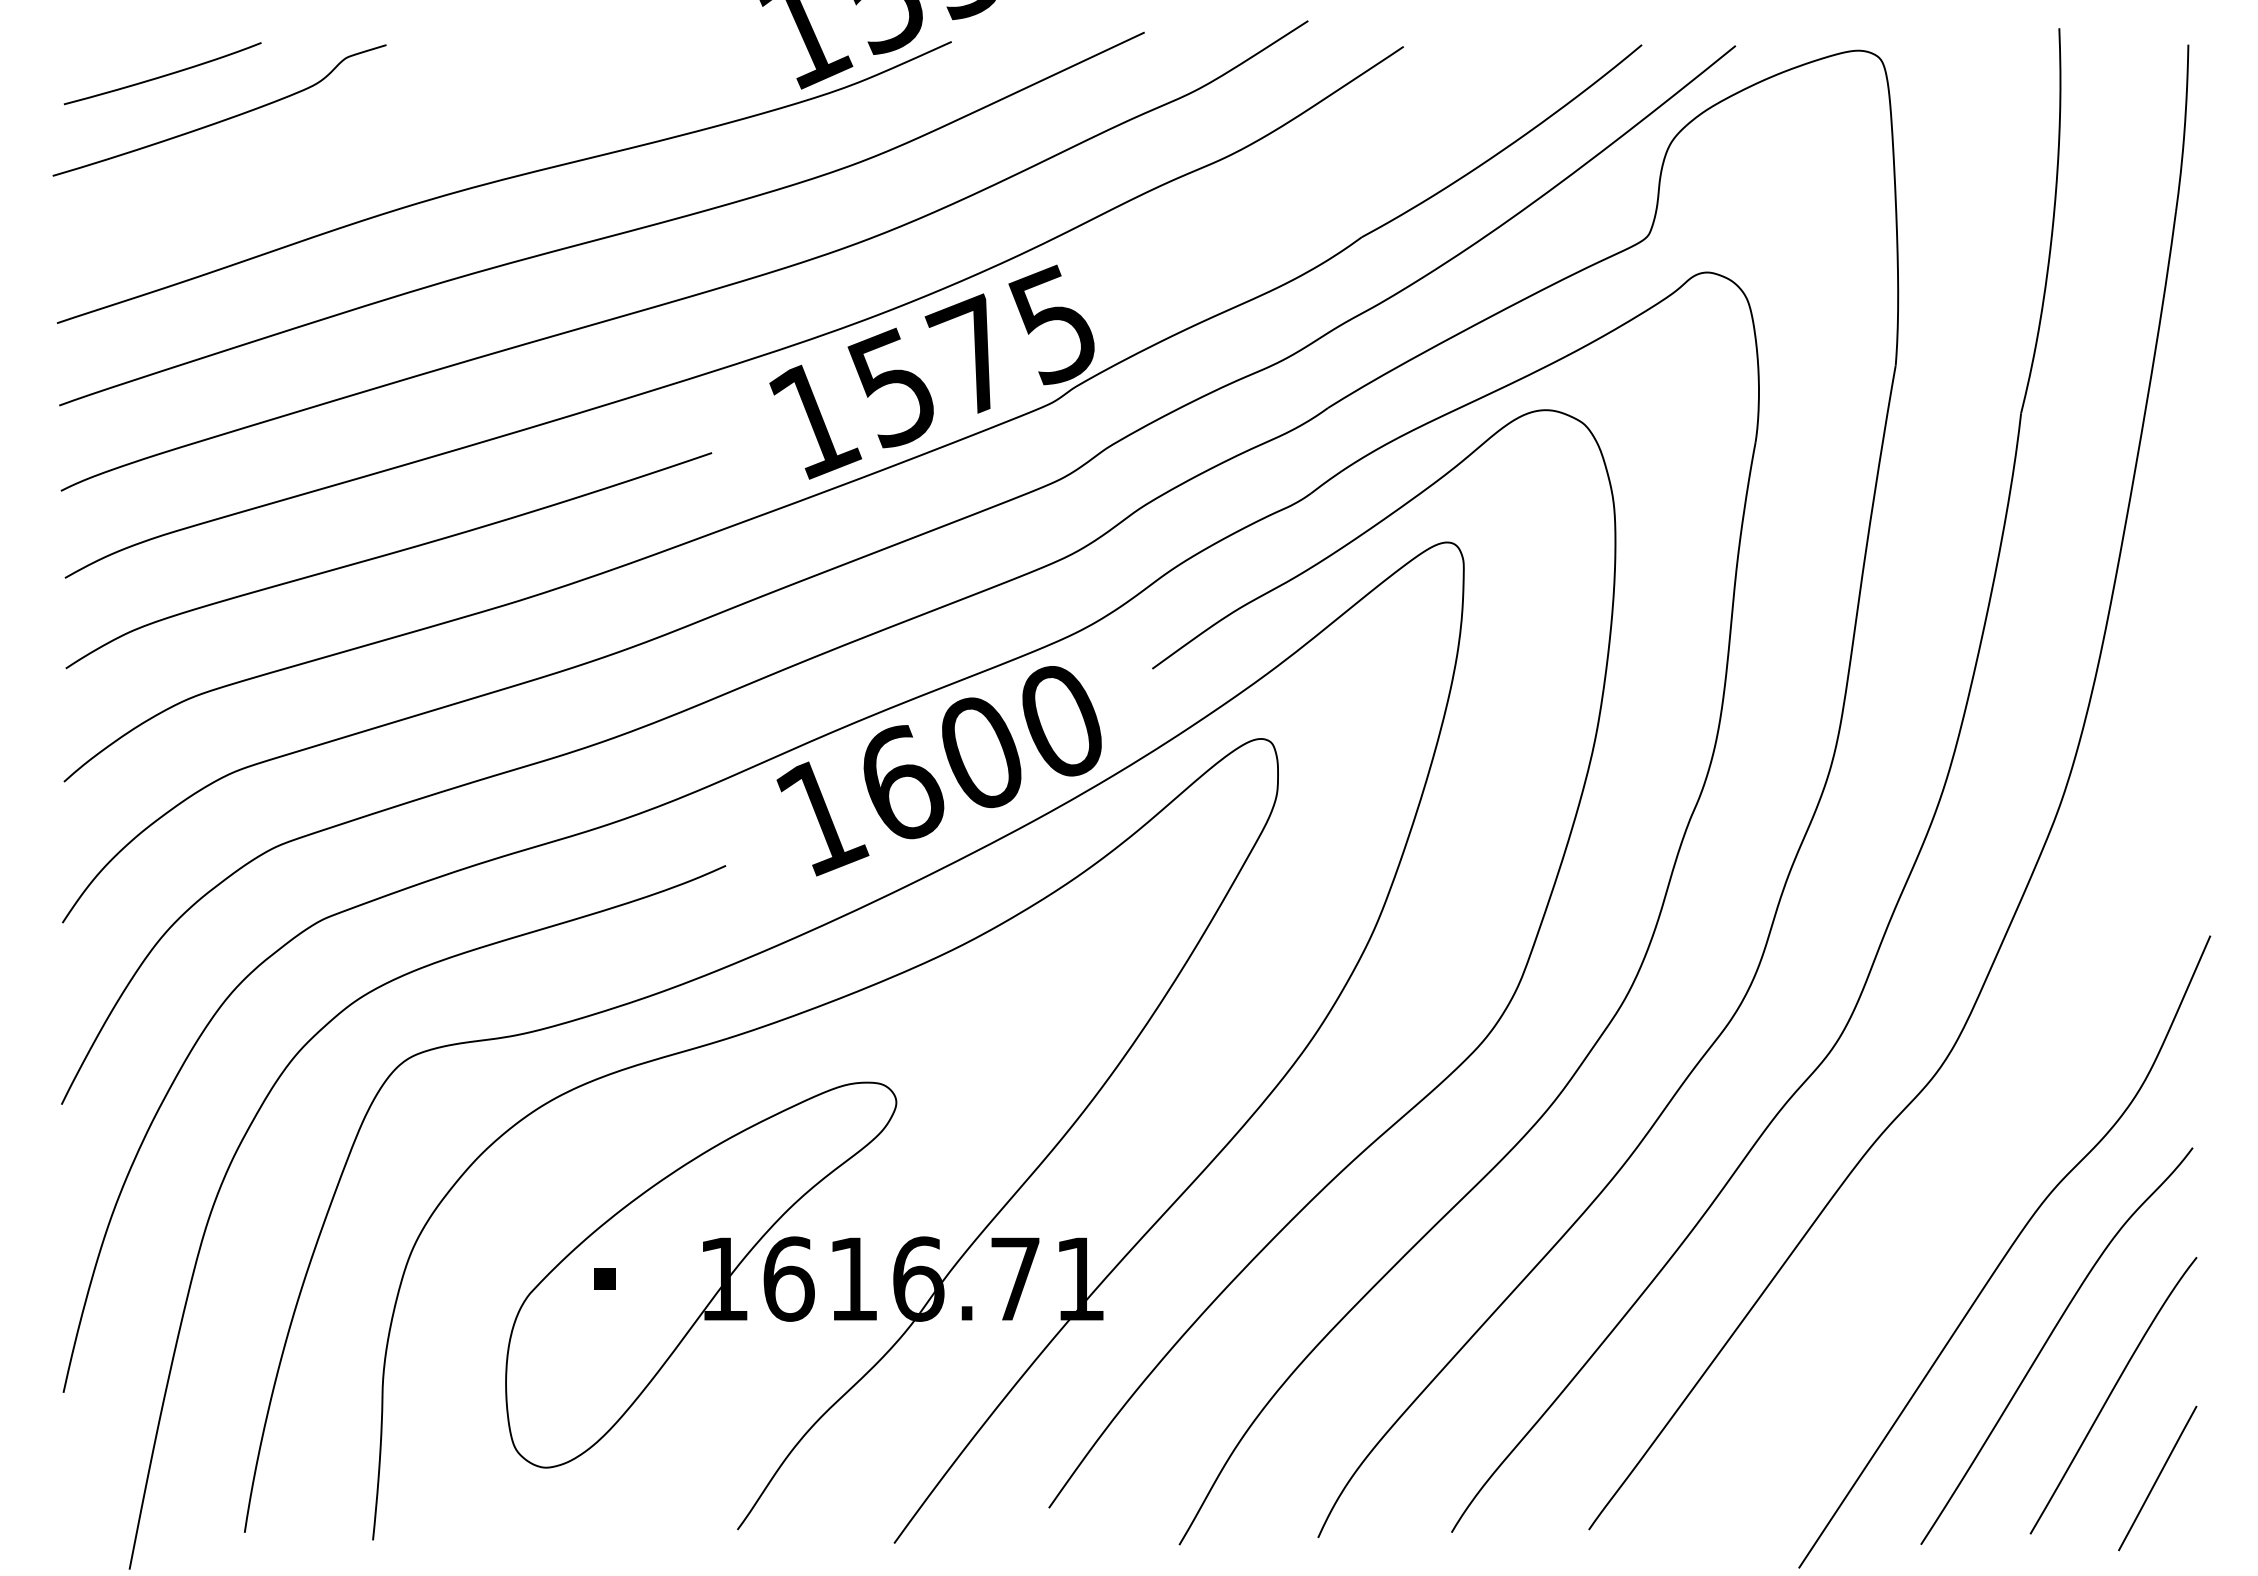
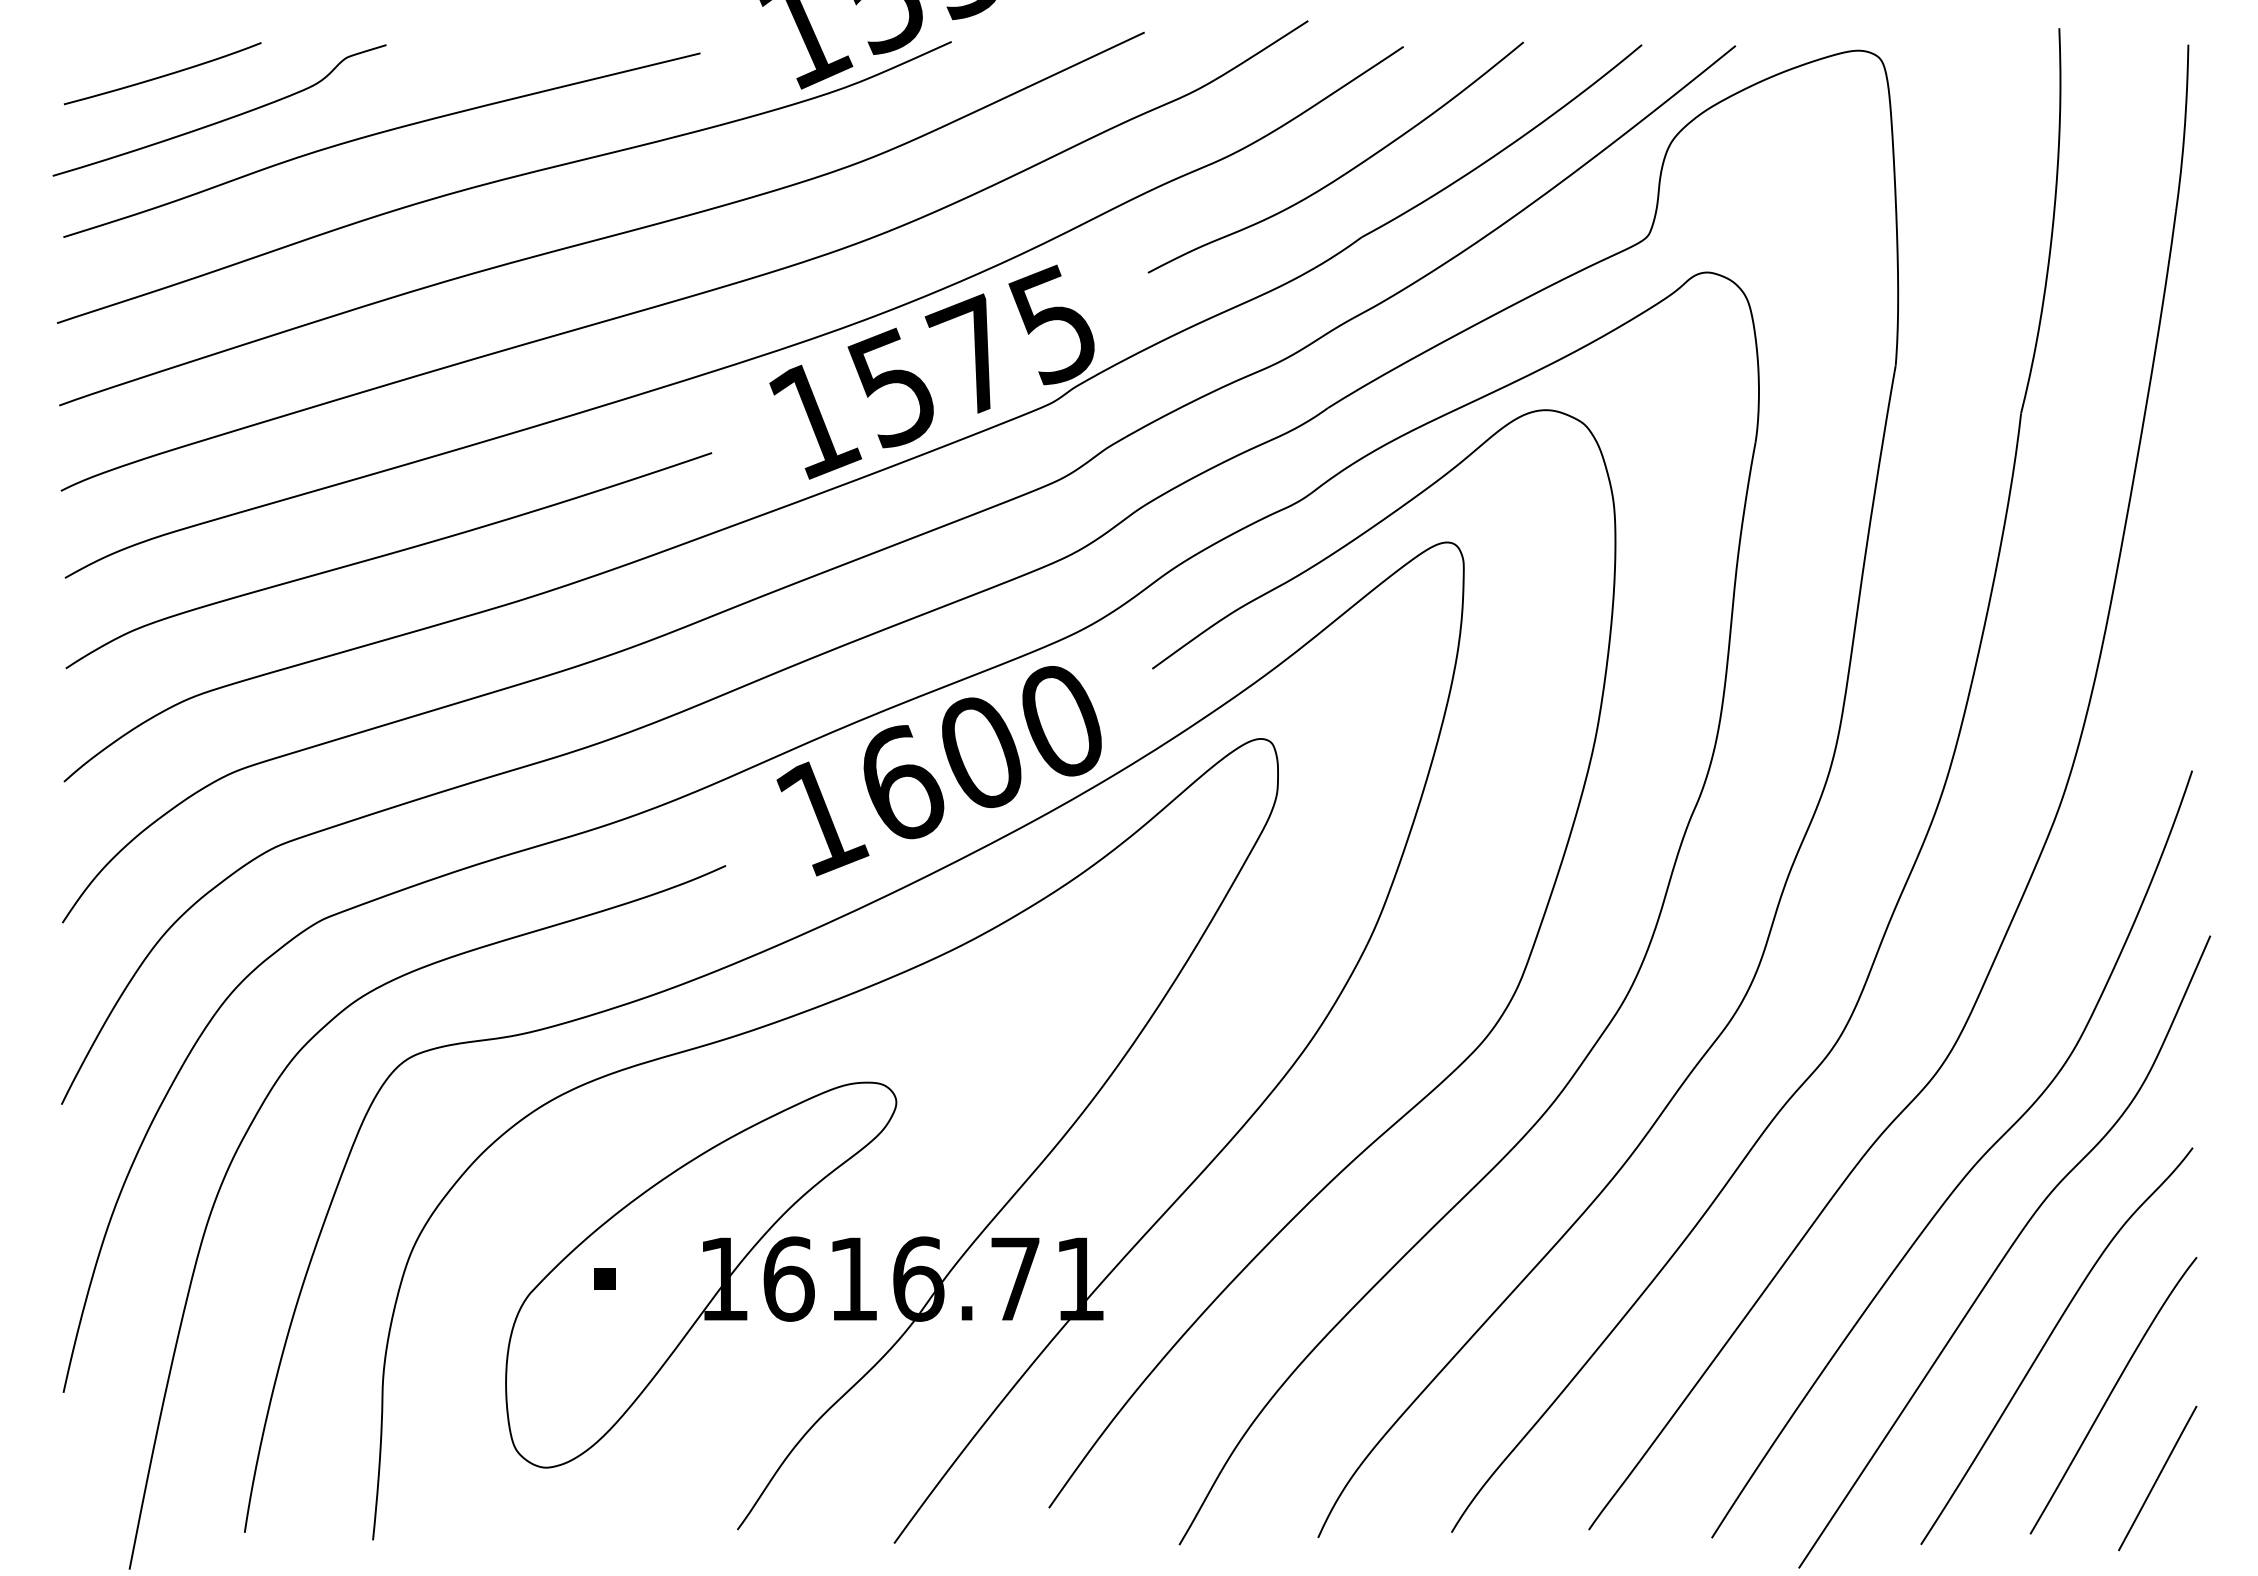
curve: none -> present (378, 134)
curve: none -> present (1345, 172)
curve: none -> present (1969, 1169)
